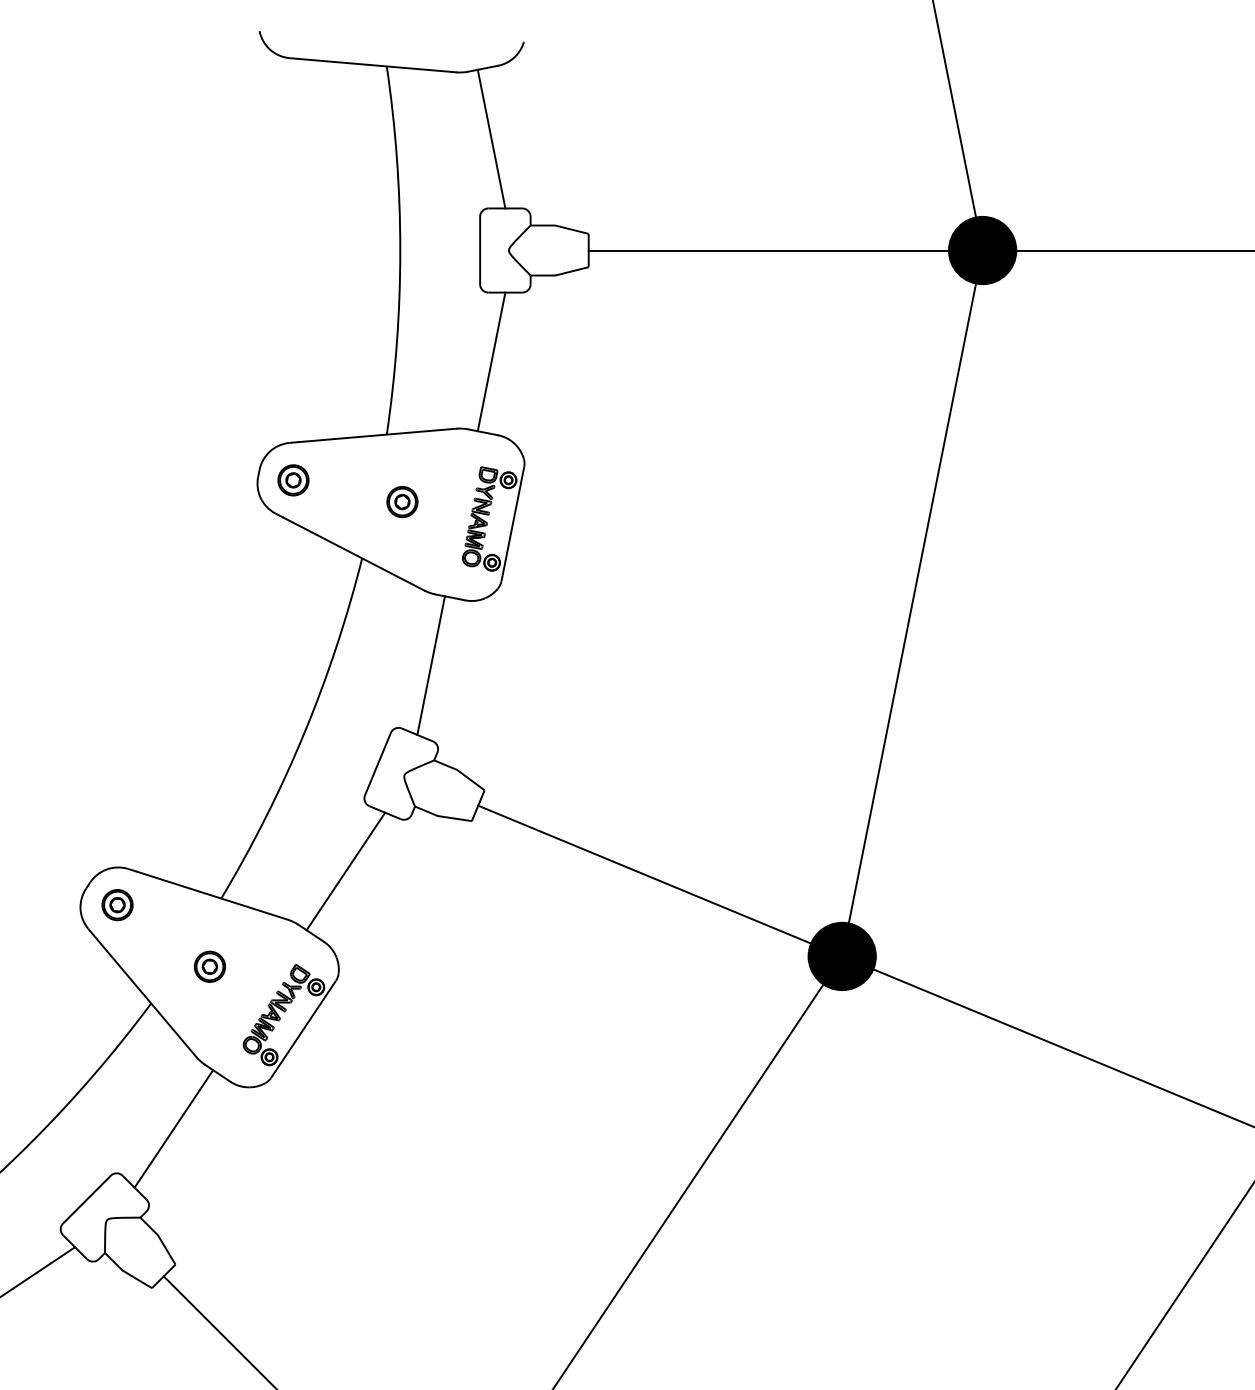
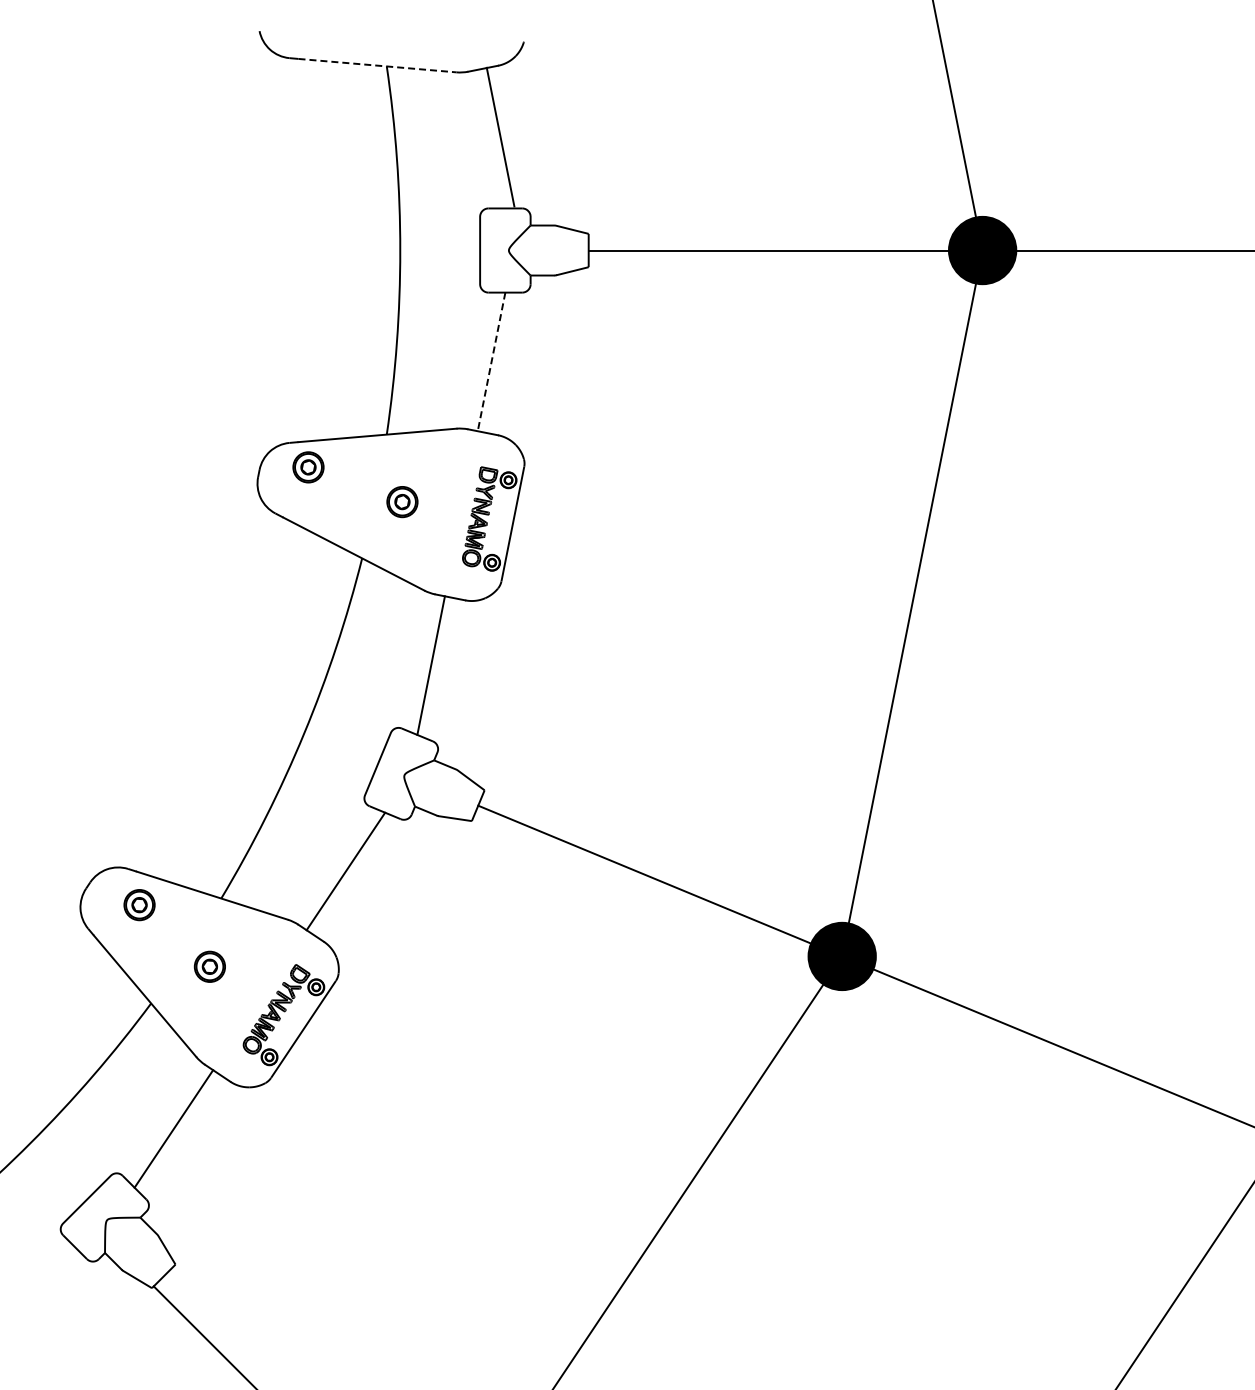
line: solid -> dashed (378, 65)
line position: (491, 138) -> (500, 136) (500, 136)
line: solid -> dashed (491, 361)
part position: (293, 480) -> (308, 467) (308, 467)
part position: (117, 905) -> (139, 905) (139, 905)
line: present -> none (38, 1271)
line position: (218, 1331) -> (203, 1336) (203, 1336)
